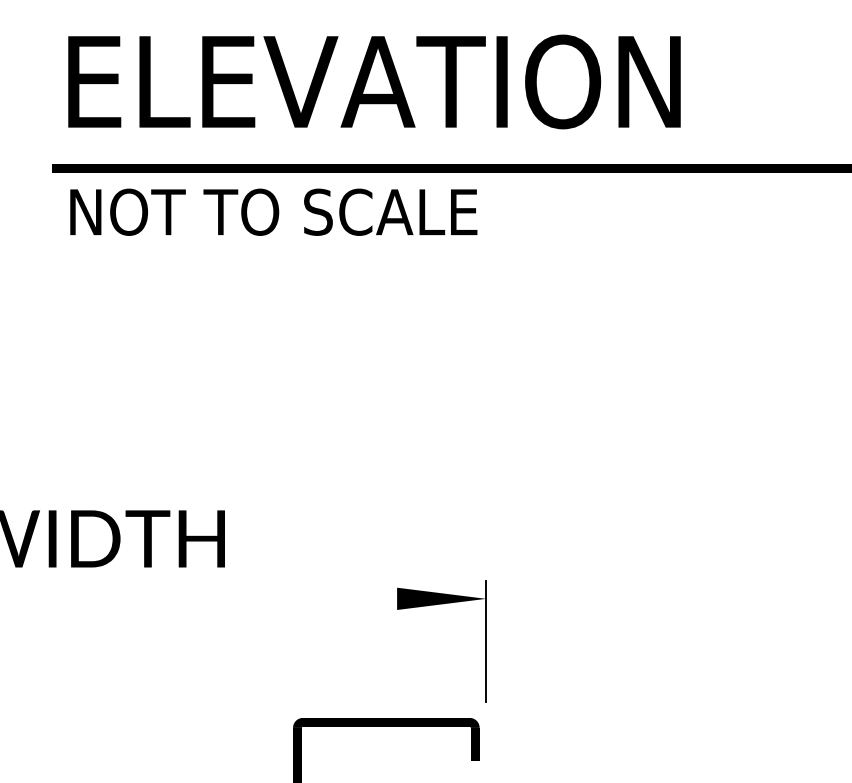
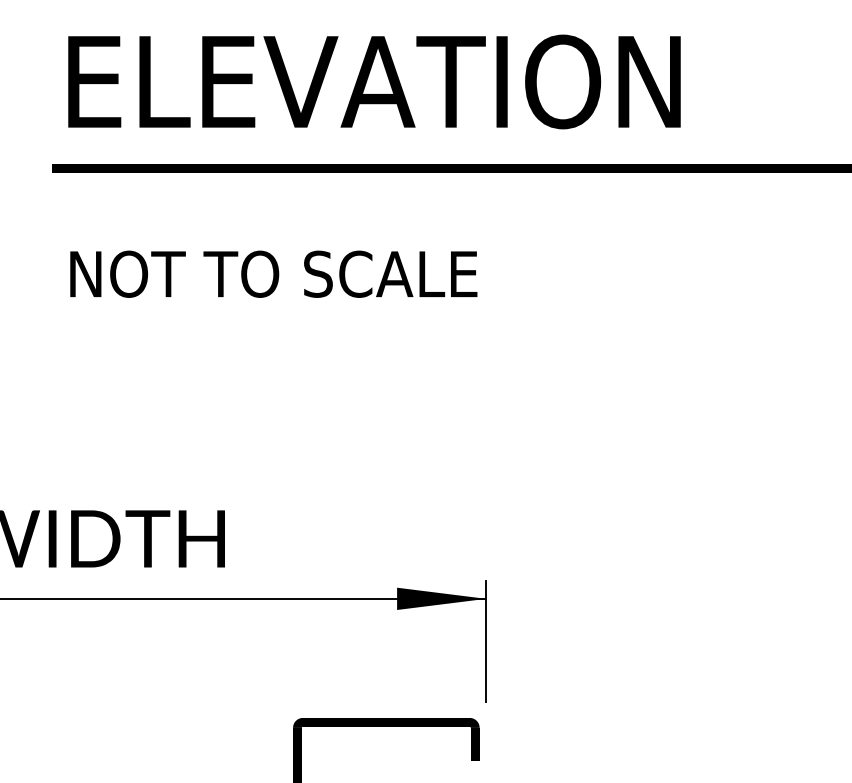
text position: (273, 211) -> (273, 273) (273, 273)
line: none -> present (244, 598)
